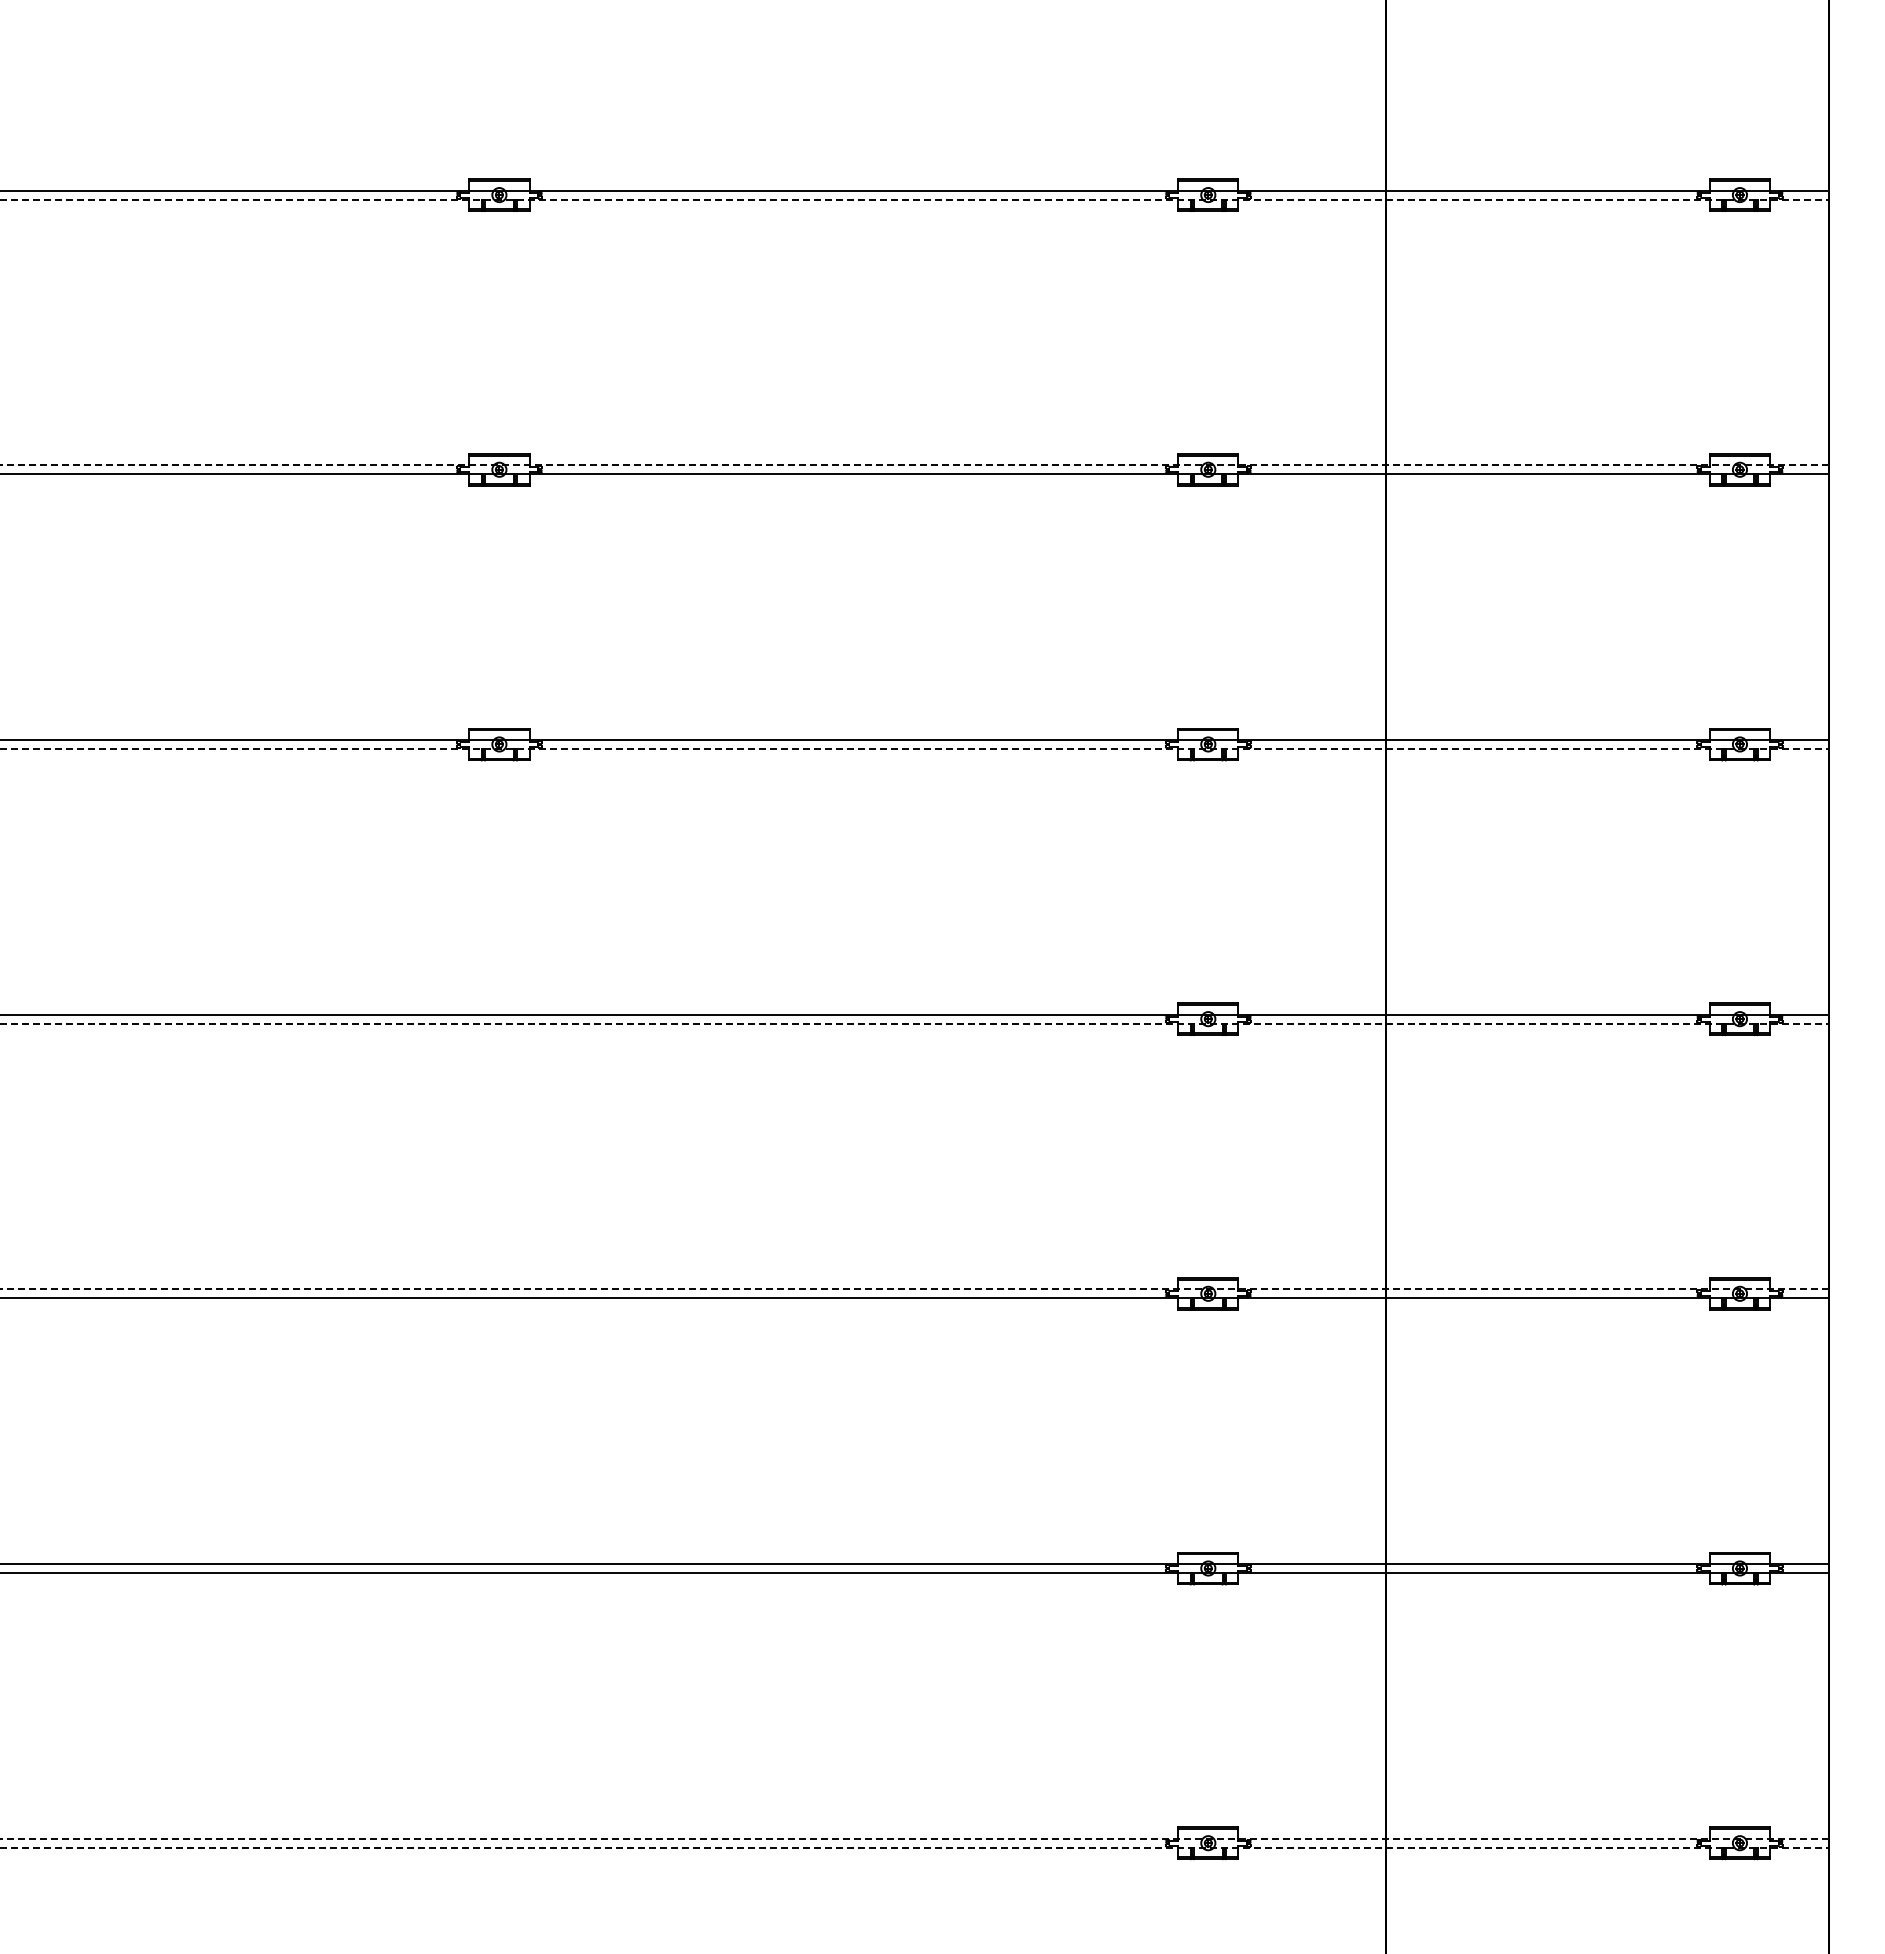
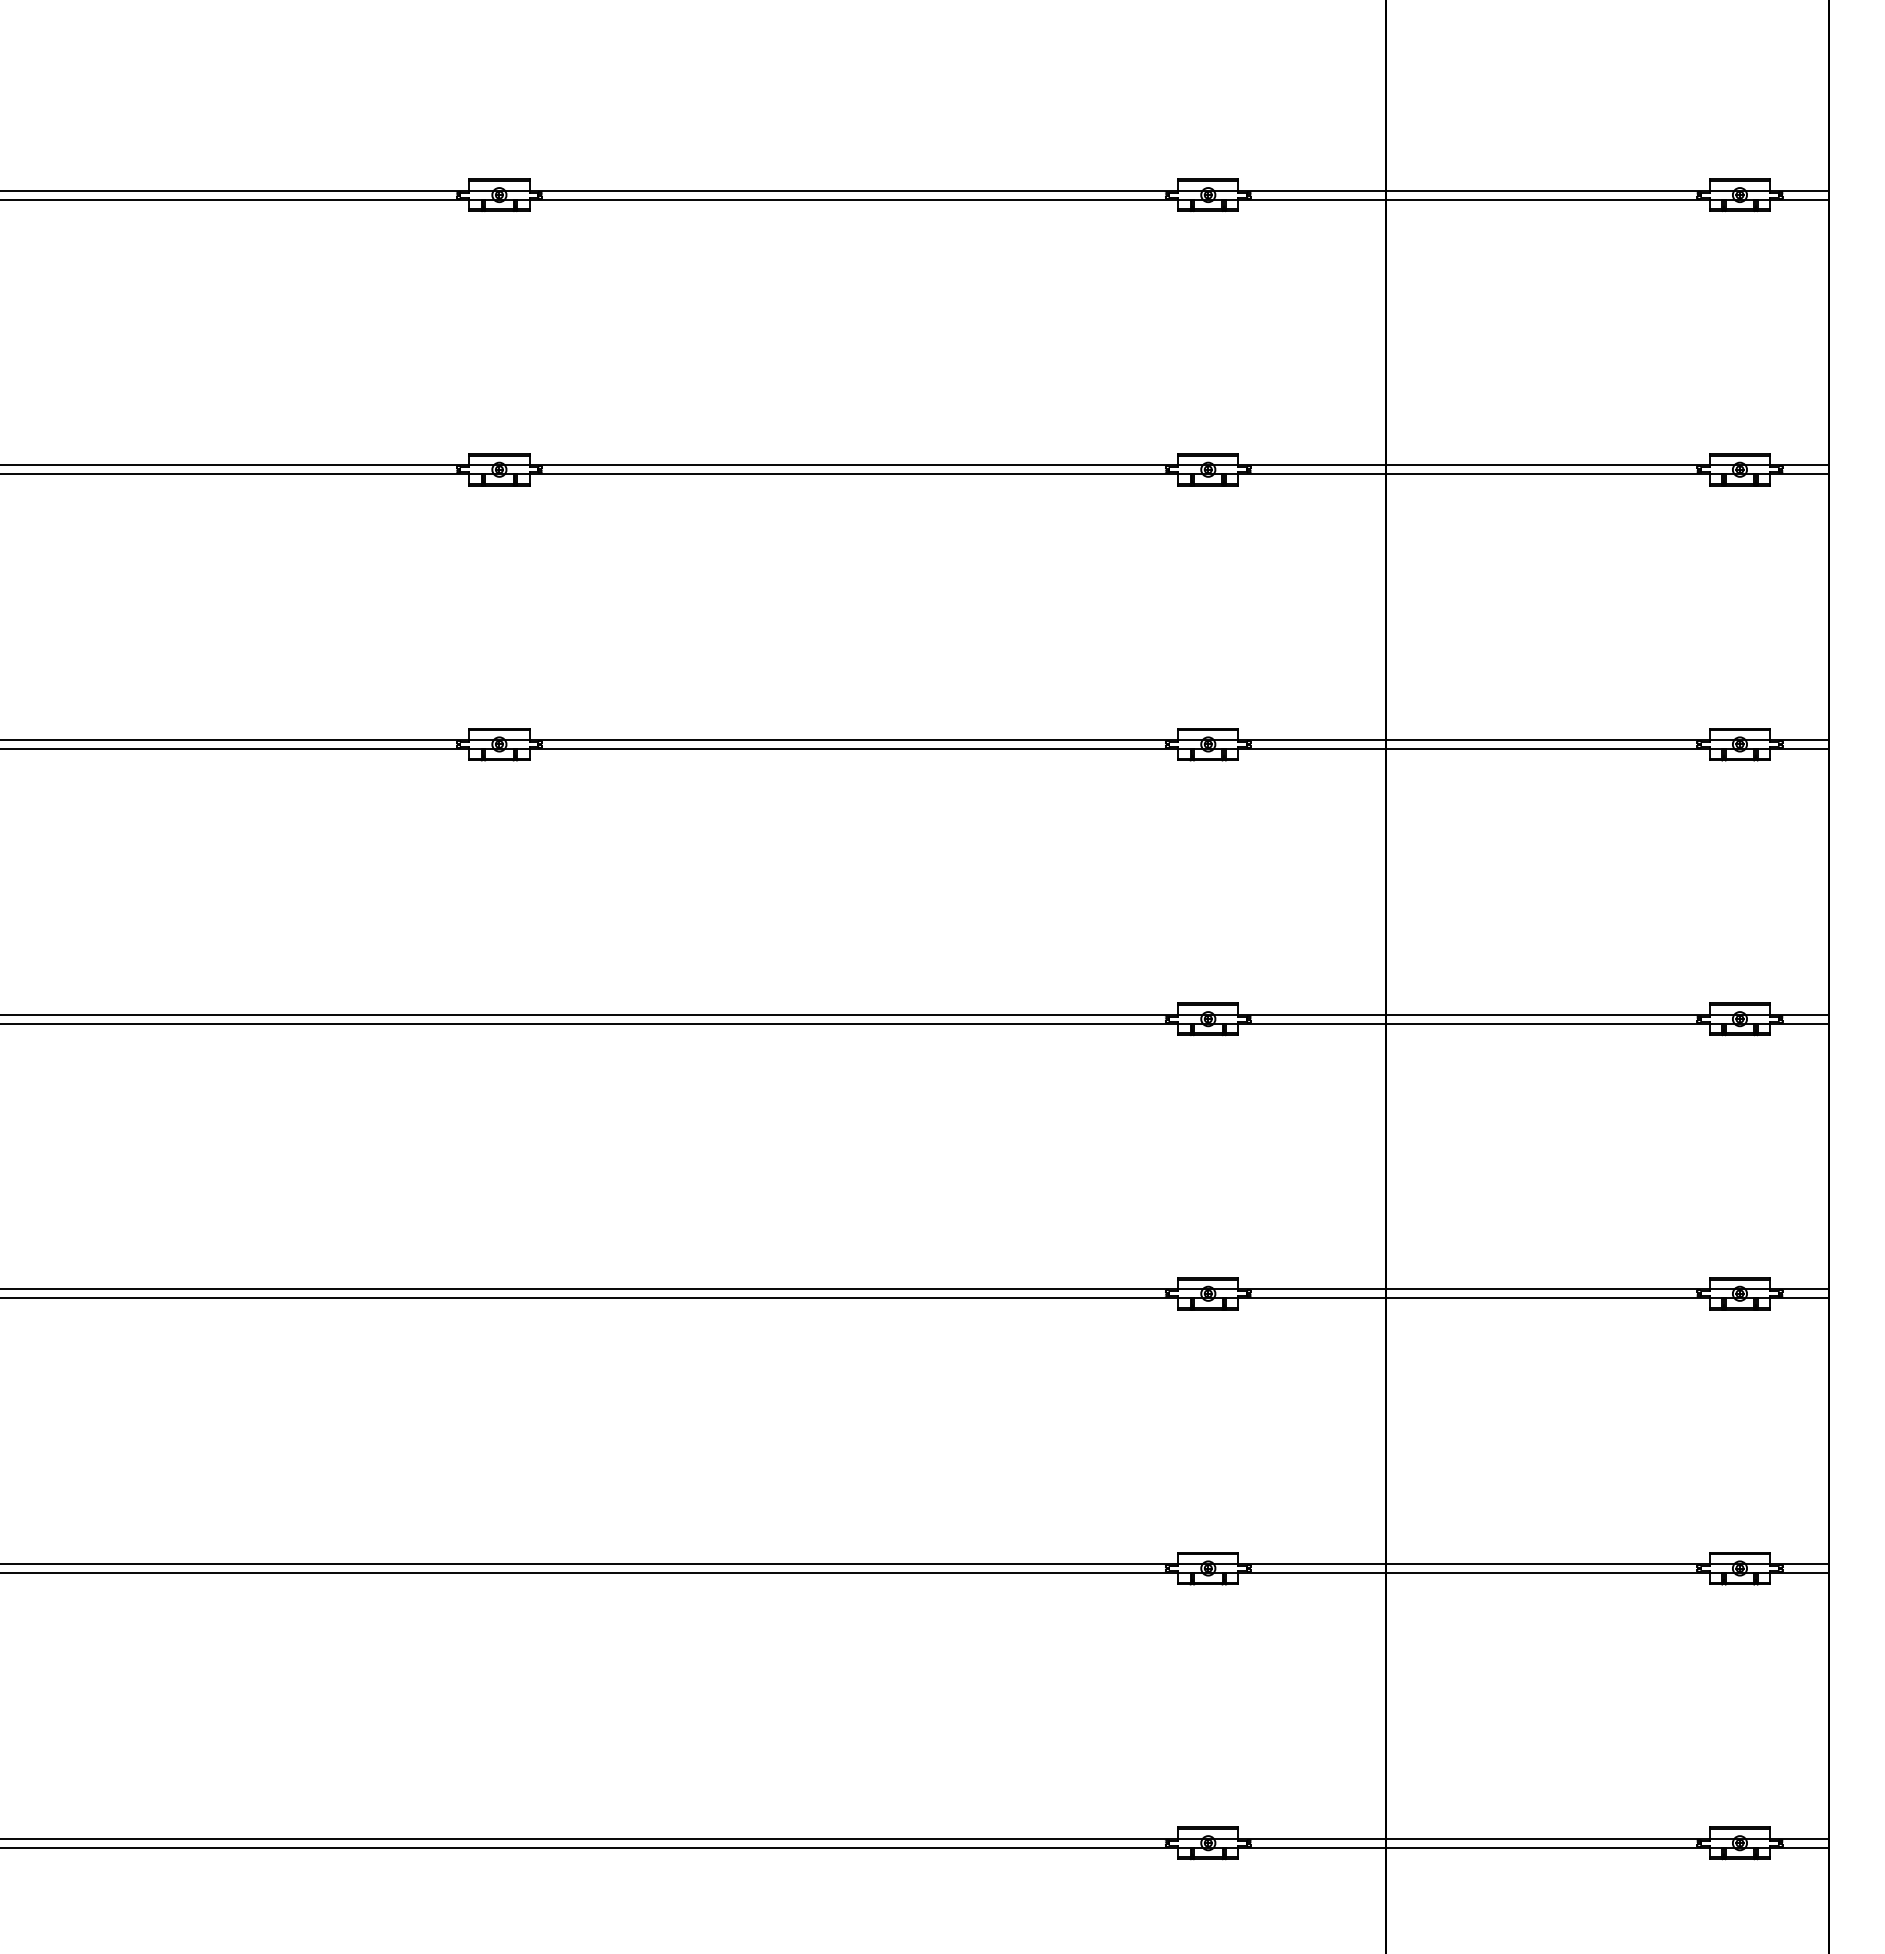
line: dashed -> solid (914, 199)
line: dashed -> solid (914, 465)
line: dashed -> solid (914, 748)
line: dashed -> solid (914, 1023)
line: dashed -> solid (914, 1289)
line: dashed -> solid (914, 1838)
line: dashed -> solid (914, 1847)
